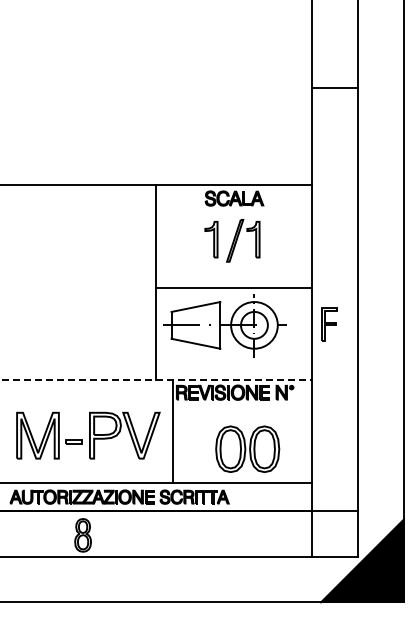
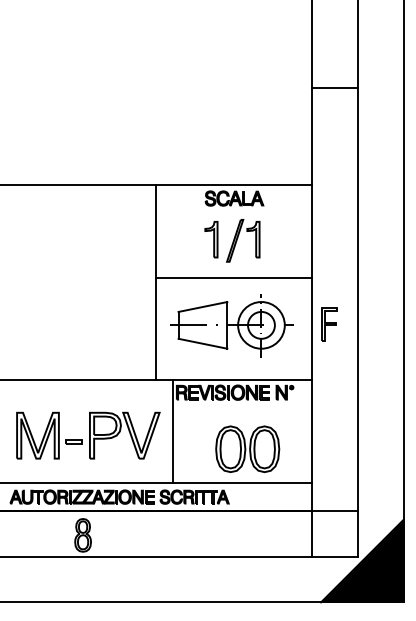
line position: (233, 288) -> (233, 278) (233, 278)
part position: (224, 325) -> (231, 325) (231, 325)
line: dashed -> solid (156, 379)
